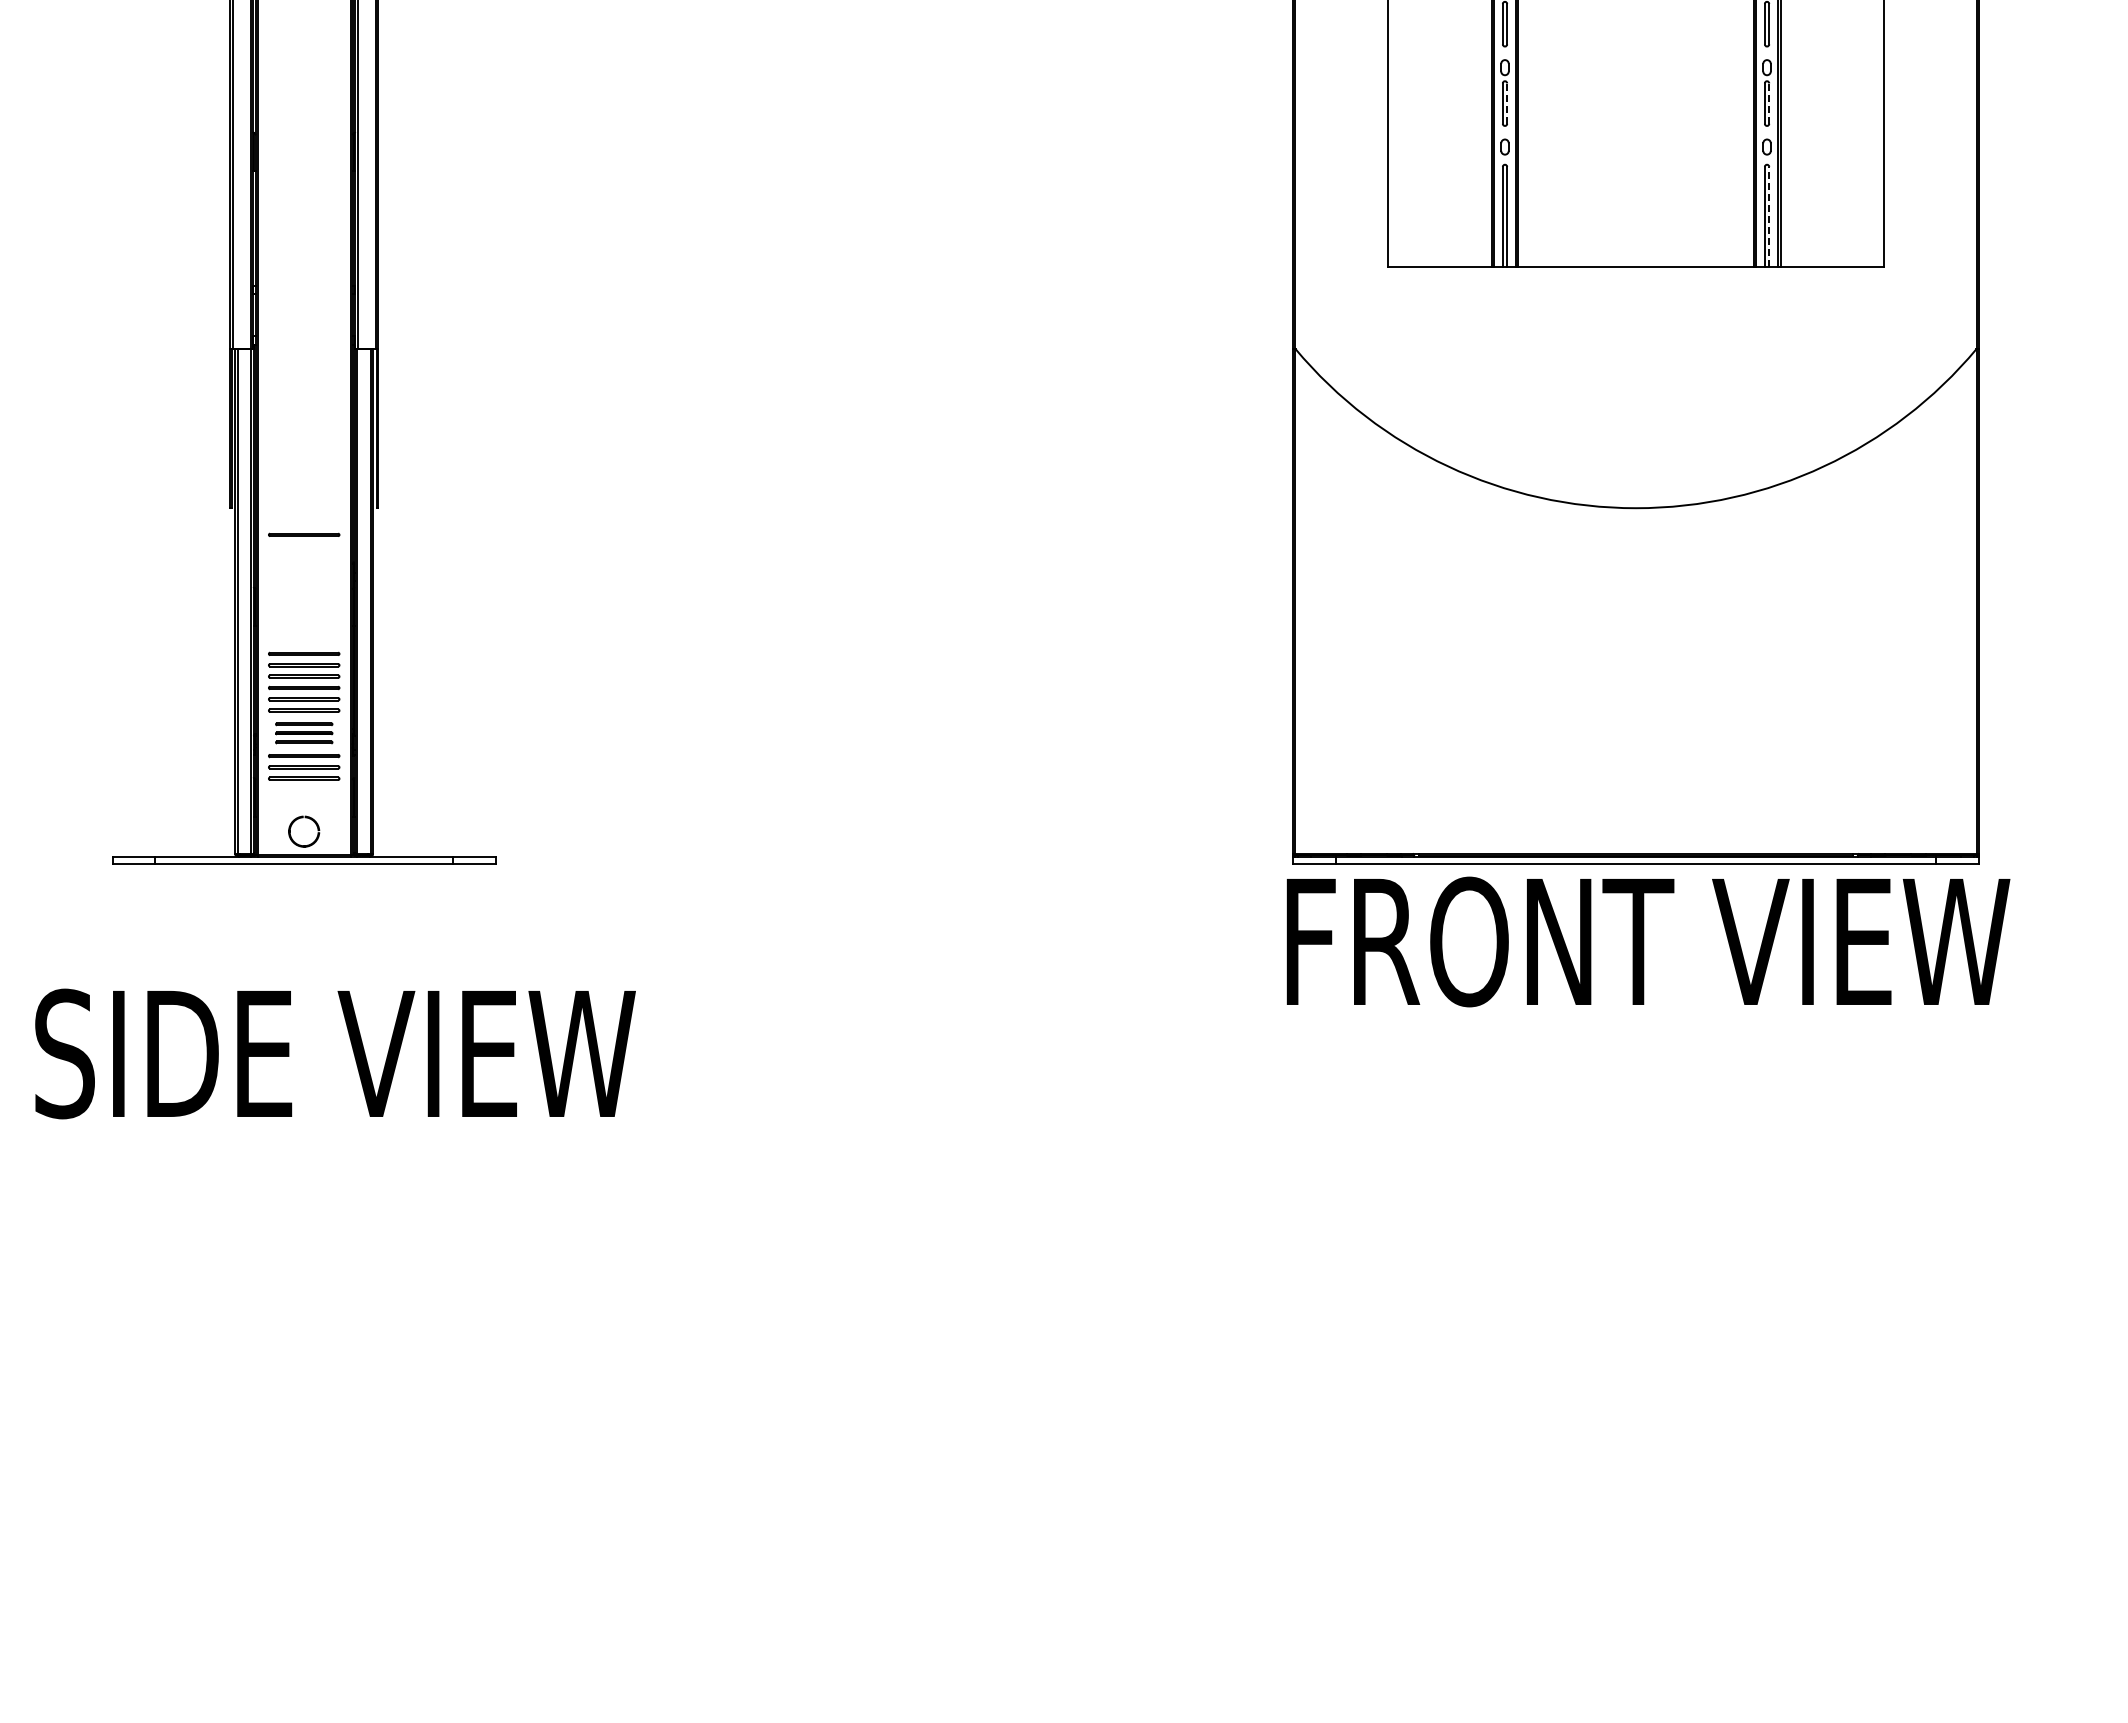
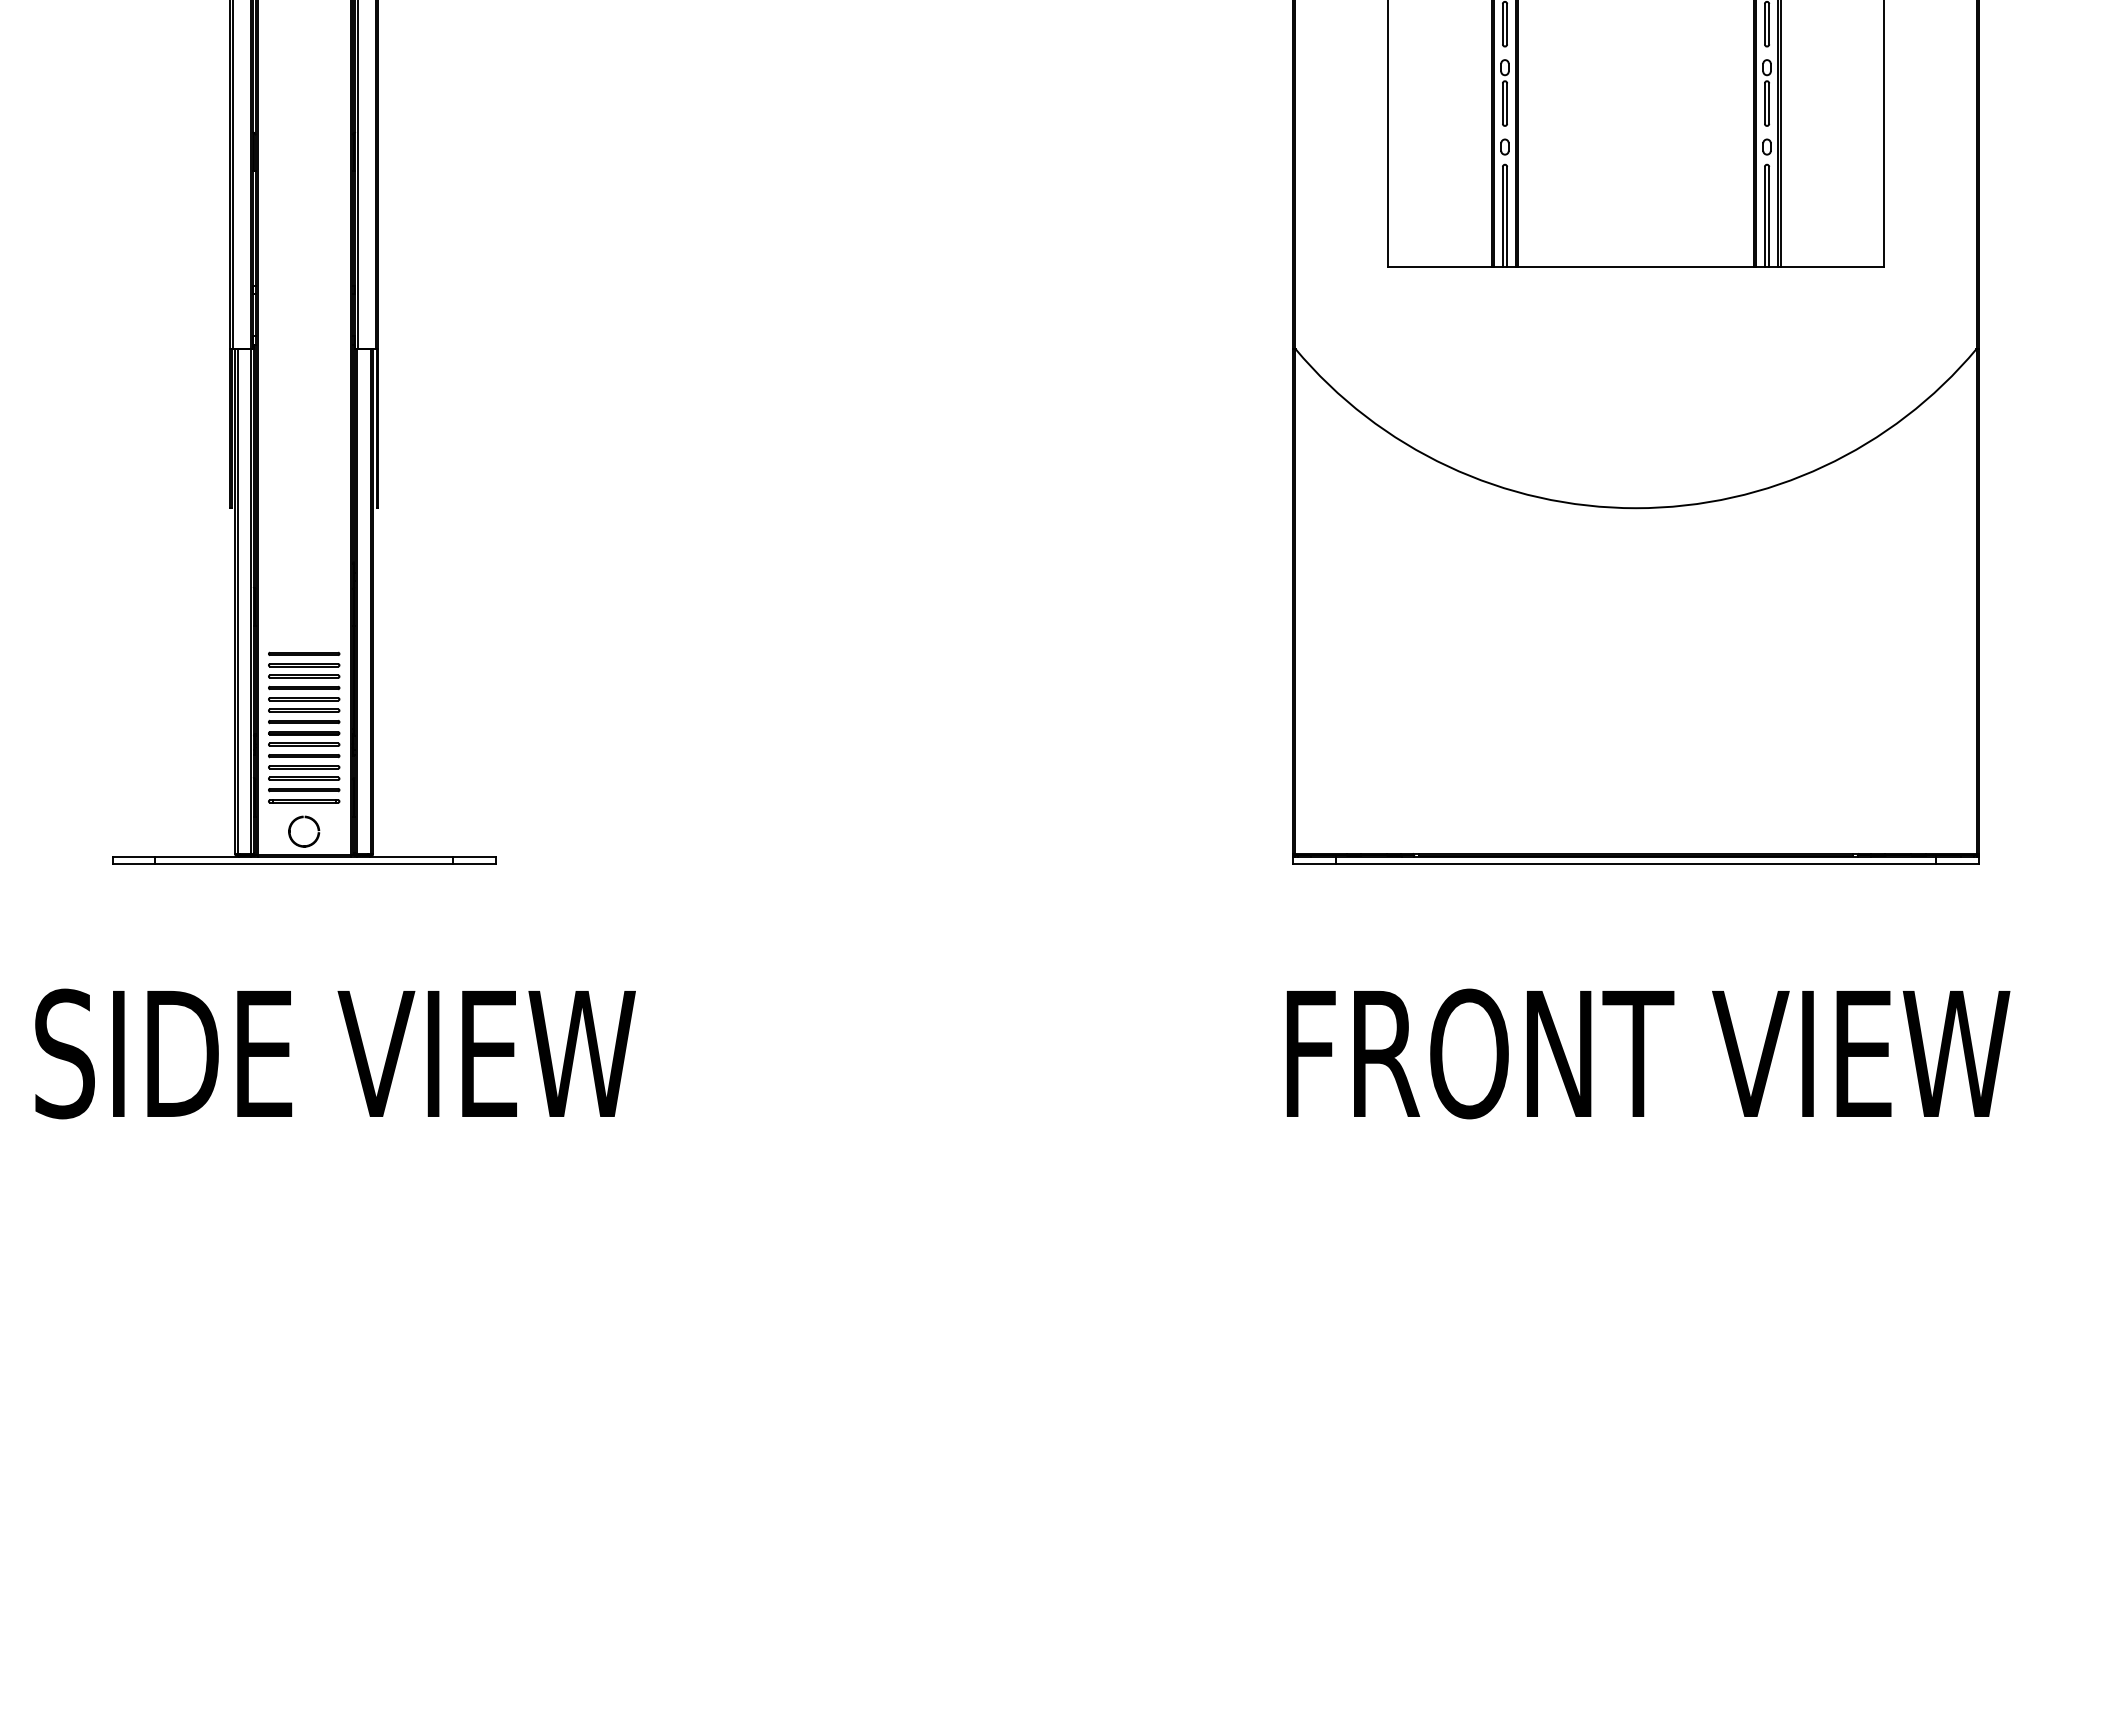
line: dashed -> solid (1507, 103)
line: dashed -> solid (1769, 103)
line: dashed -> solid (1769, 216)
line: present -> none (304, 534)
part size: 59x23 px -> 73x27 px (304, 733)
part: none -> present (304, 795)
text position: (1648, 941) -> (1648, 1053) (1648, 1053)
